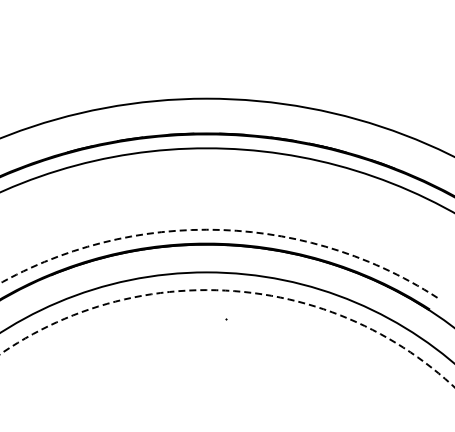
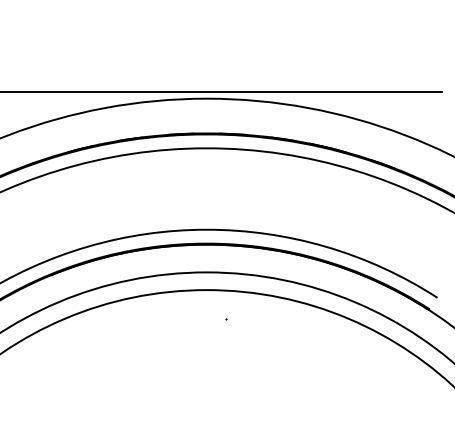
line: none -> present (221, 91)
arc: dashed -> solid (219, 229)
arc: dashed -> solid (231, 290)
